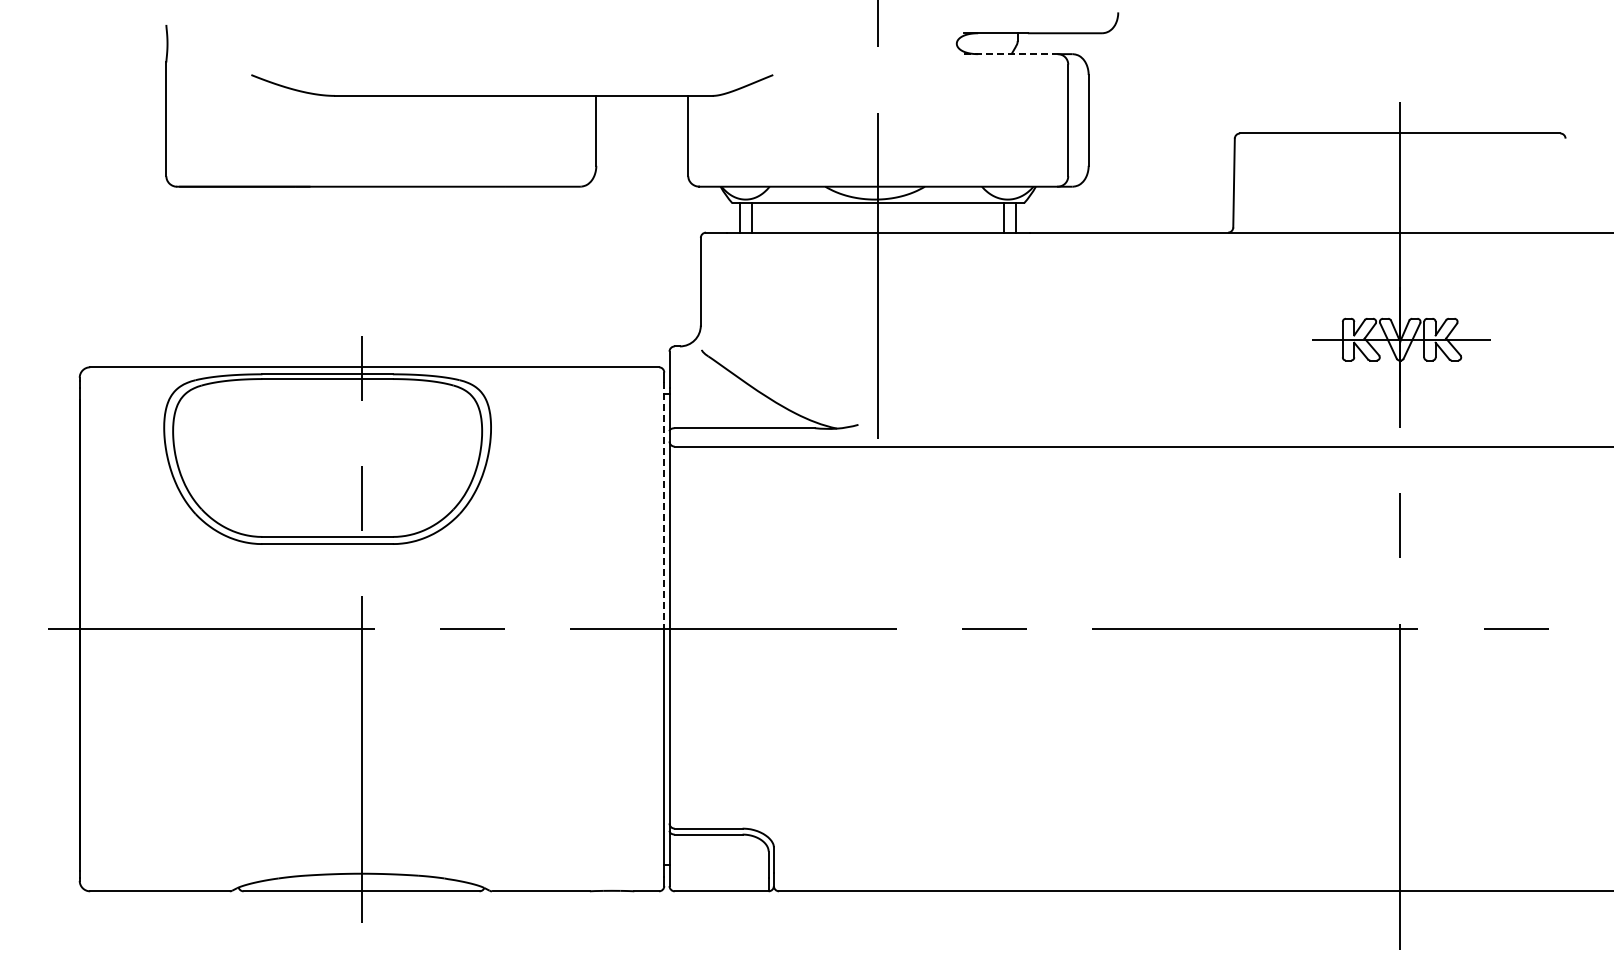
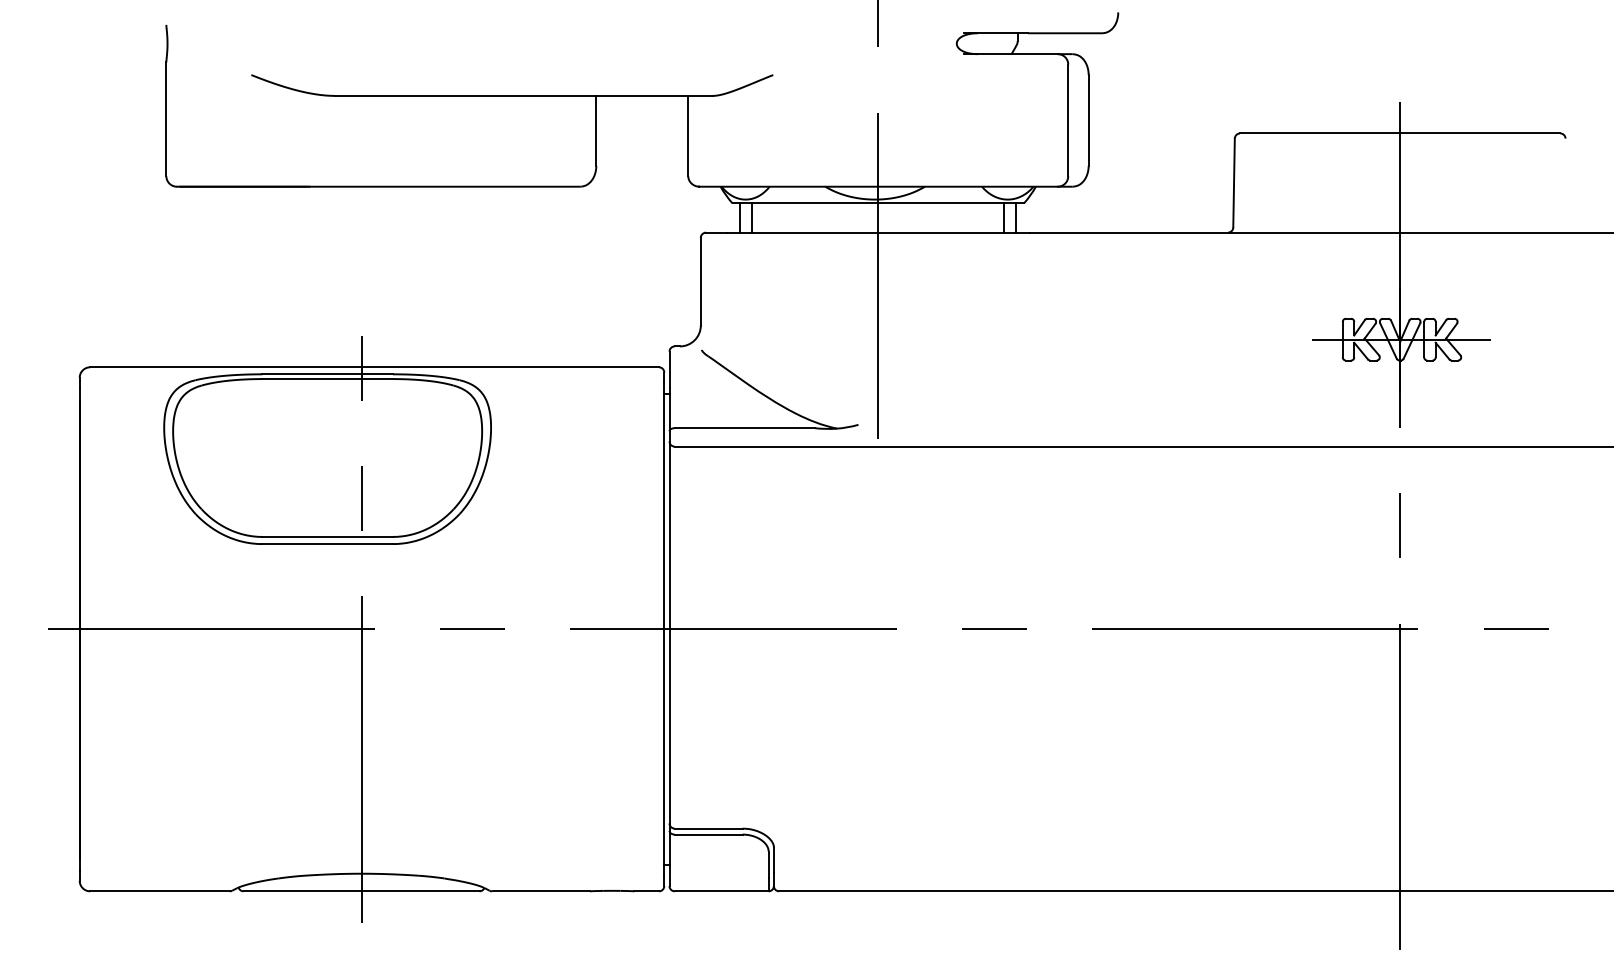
line: dashed -> solid (1010, 54)
line: dashed -> solid (664, 505)
